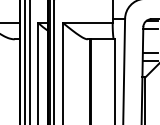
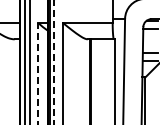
line: solid -> dashed (54, 62)
line: solid -> dashed (38, 73)
